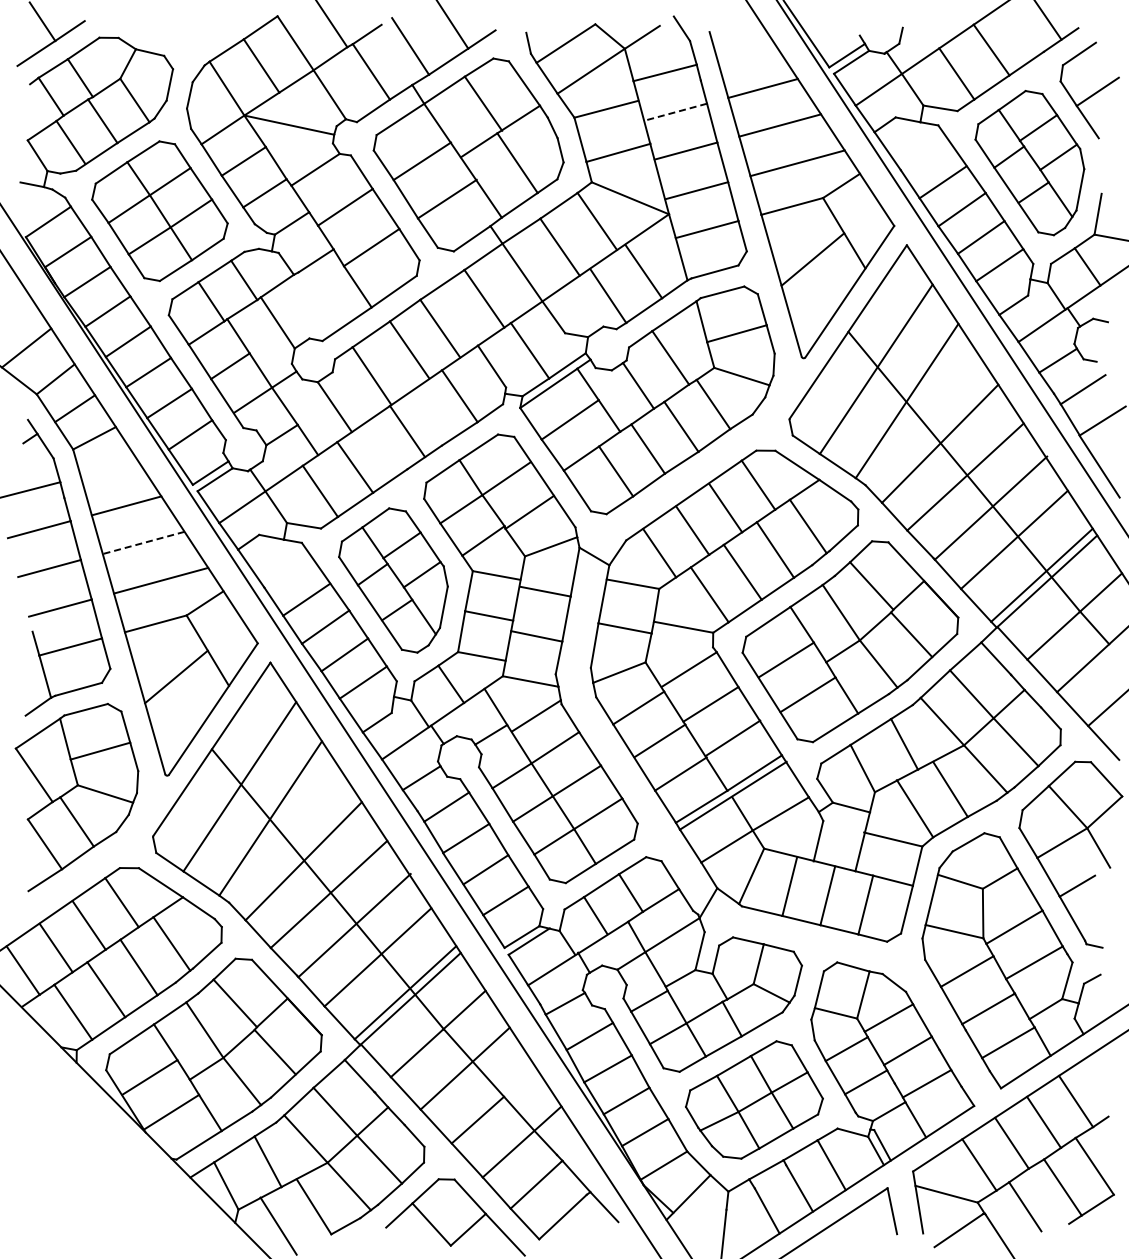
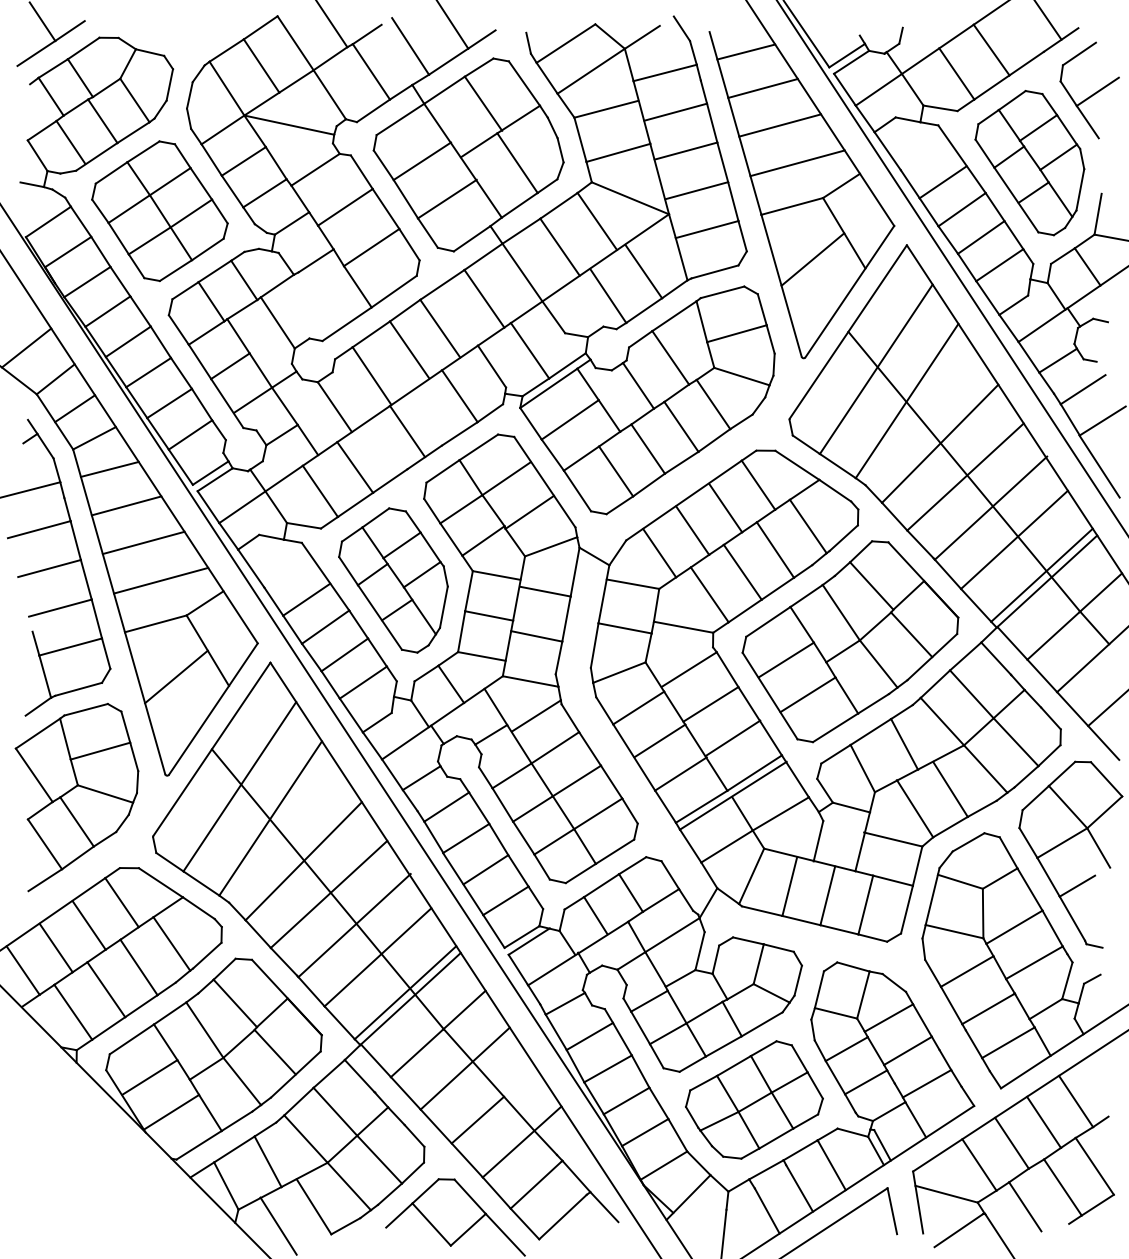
line: none -> present (746, 51)
line: dashed -> solid (675, 112)
line: none -> present (109, 468)
line: dashed -> solid (143, 543)
